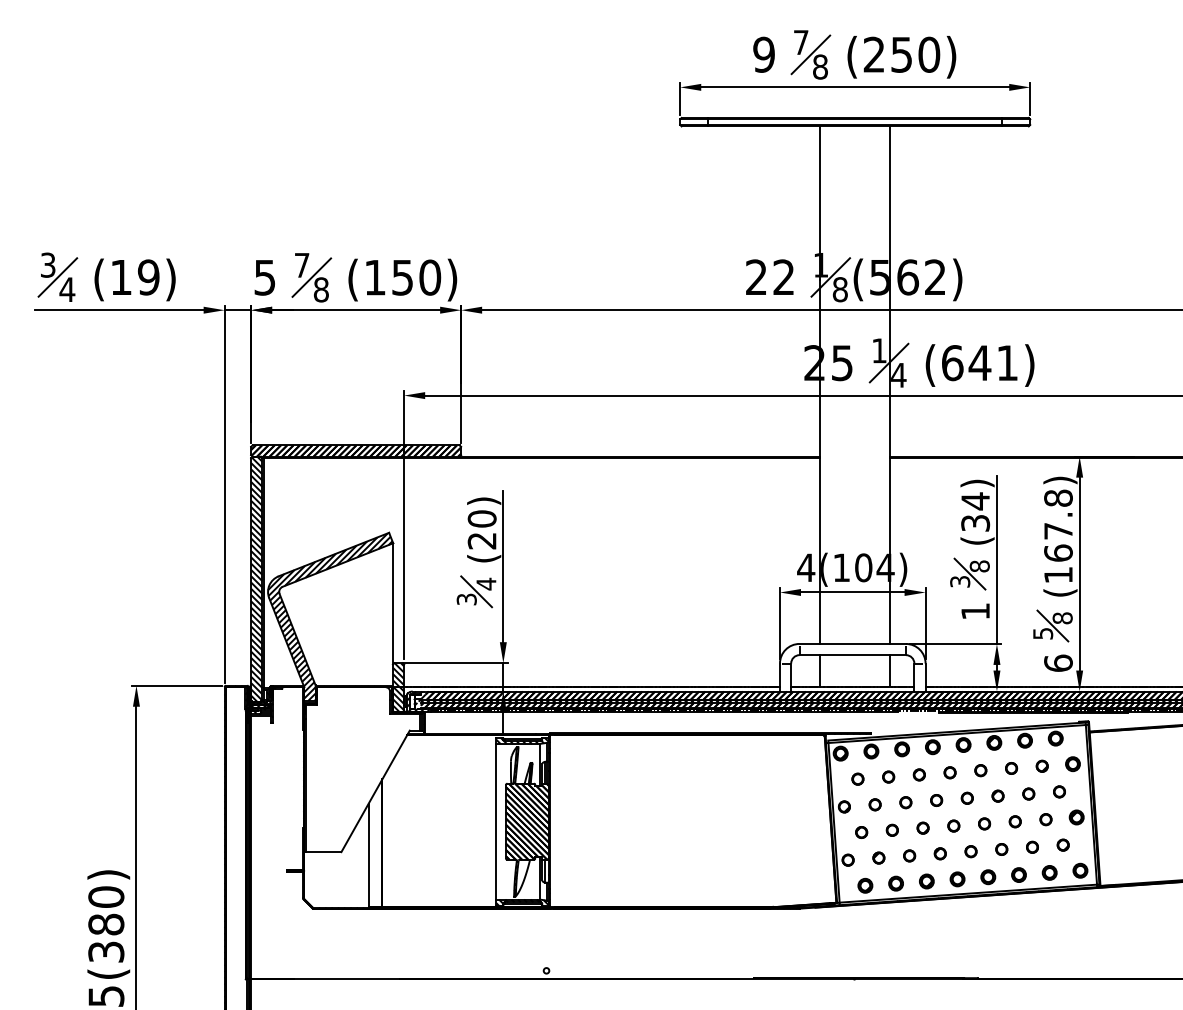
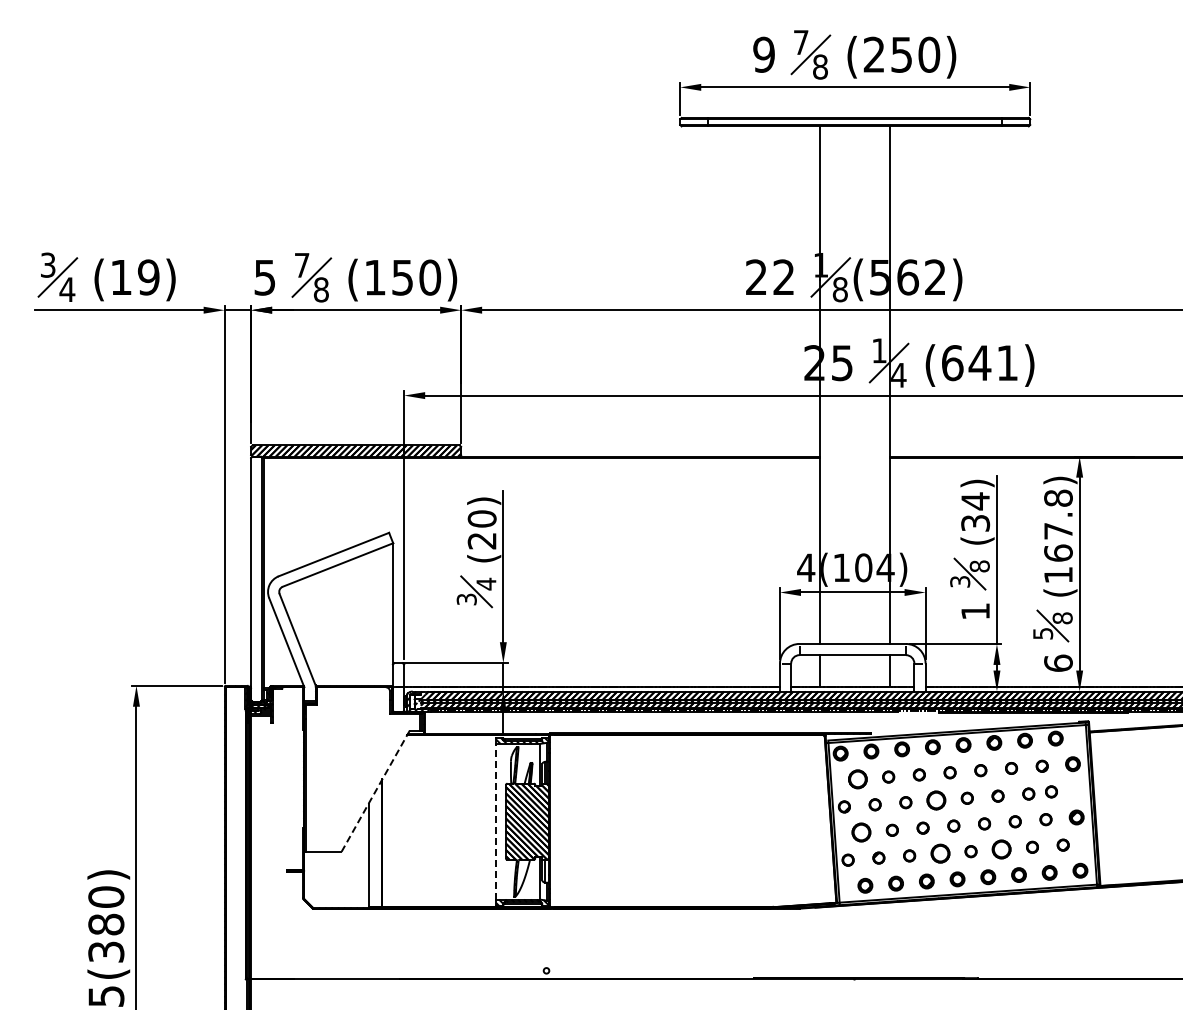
hatch: present -> none (256, 578)
hatch: present -> none (330, 616)
hatch: present -> none (398, 687)
circle size: 14x14 px -> 20x21 px (857, 779)
line: solid -> dashed (375, 791)
circle position: (1059, 791) -> (1051, 791) (1051, 791)
circle size: 14x13 px -> 21x21 px (936, 800)
line: solid -> dashed (496, 821)
circle size: 14x13 px -> 21x21 px (861, 832)
circle size: 14x13 px -> 21x21 px (1001, 849)
part size: 14x14 px -> 21x21 px (940, 853)
